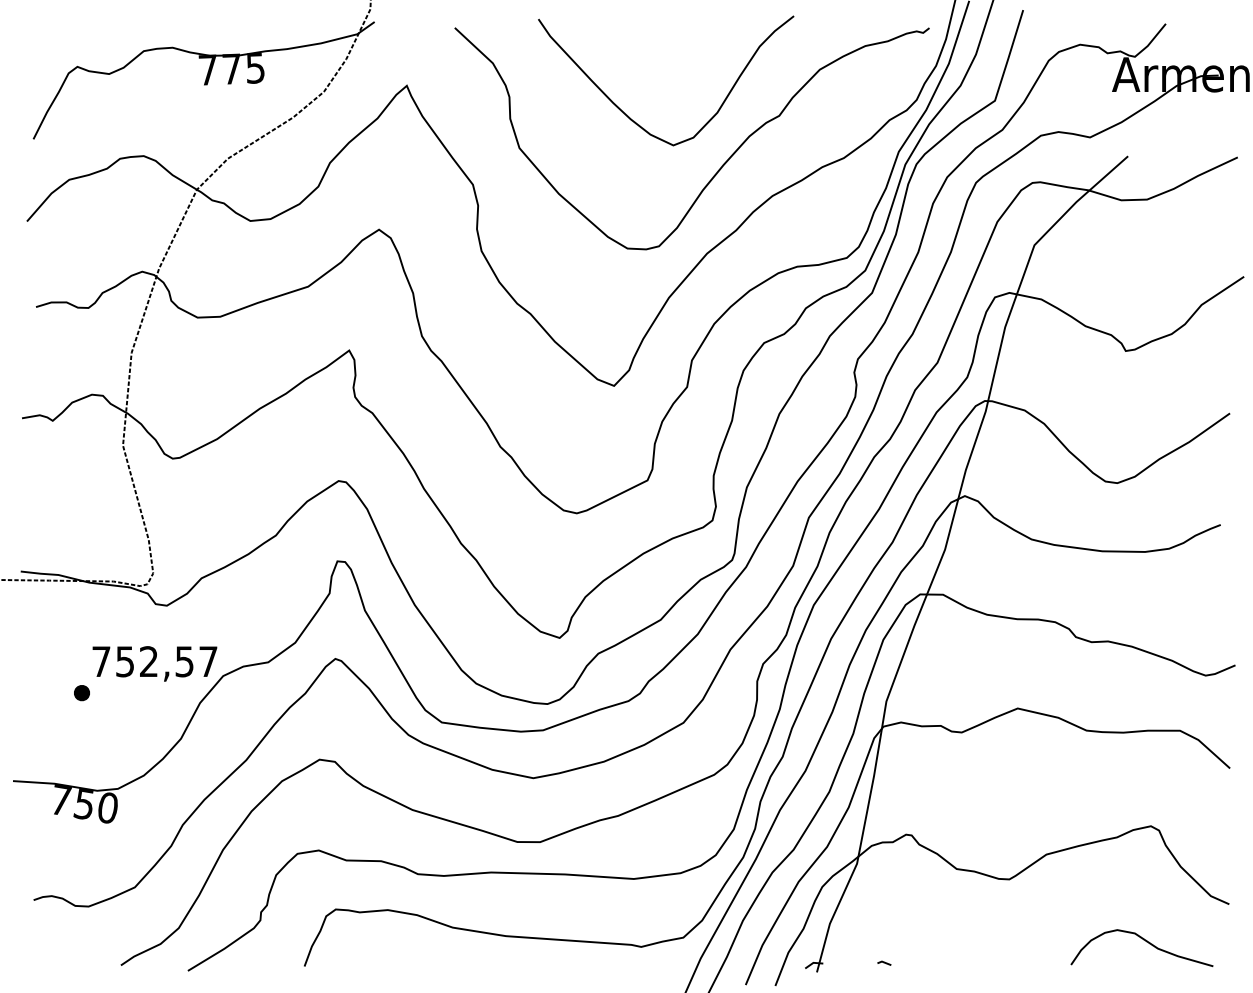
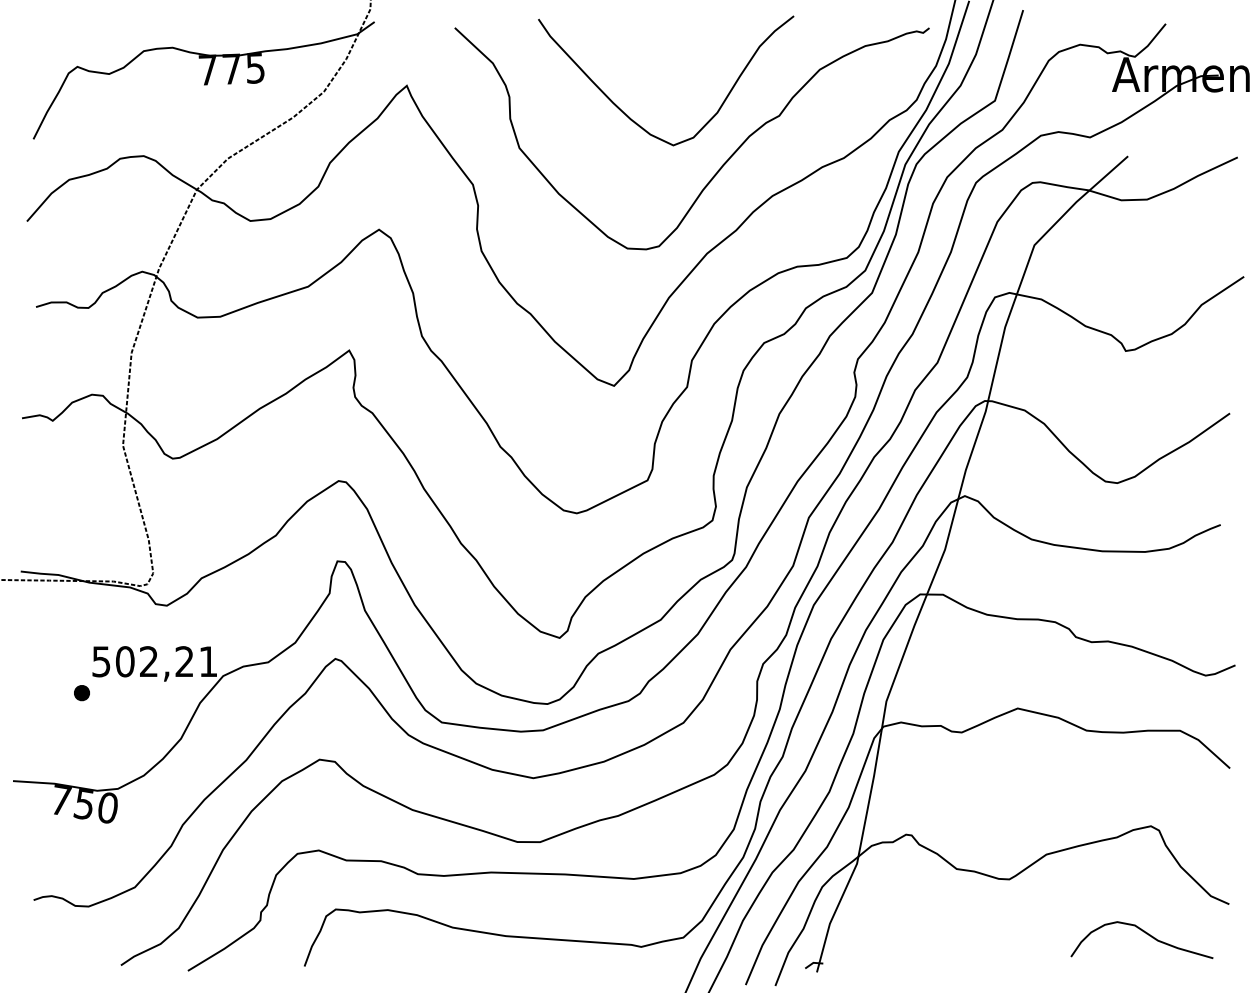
text: 752,57 -> 502,21 (154, 661)
curve position: (1146, 942) -> (1146, 934) (1146, 934)
line: present -> none (884, 962)
